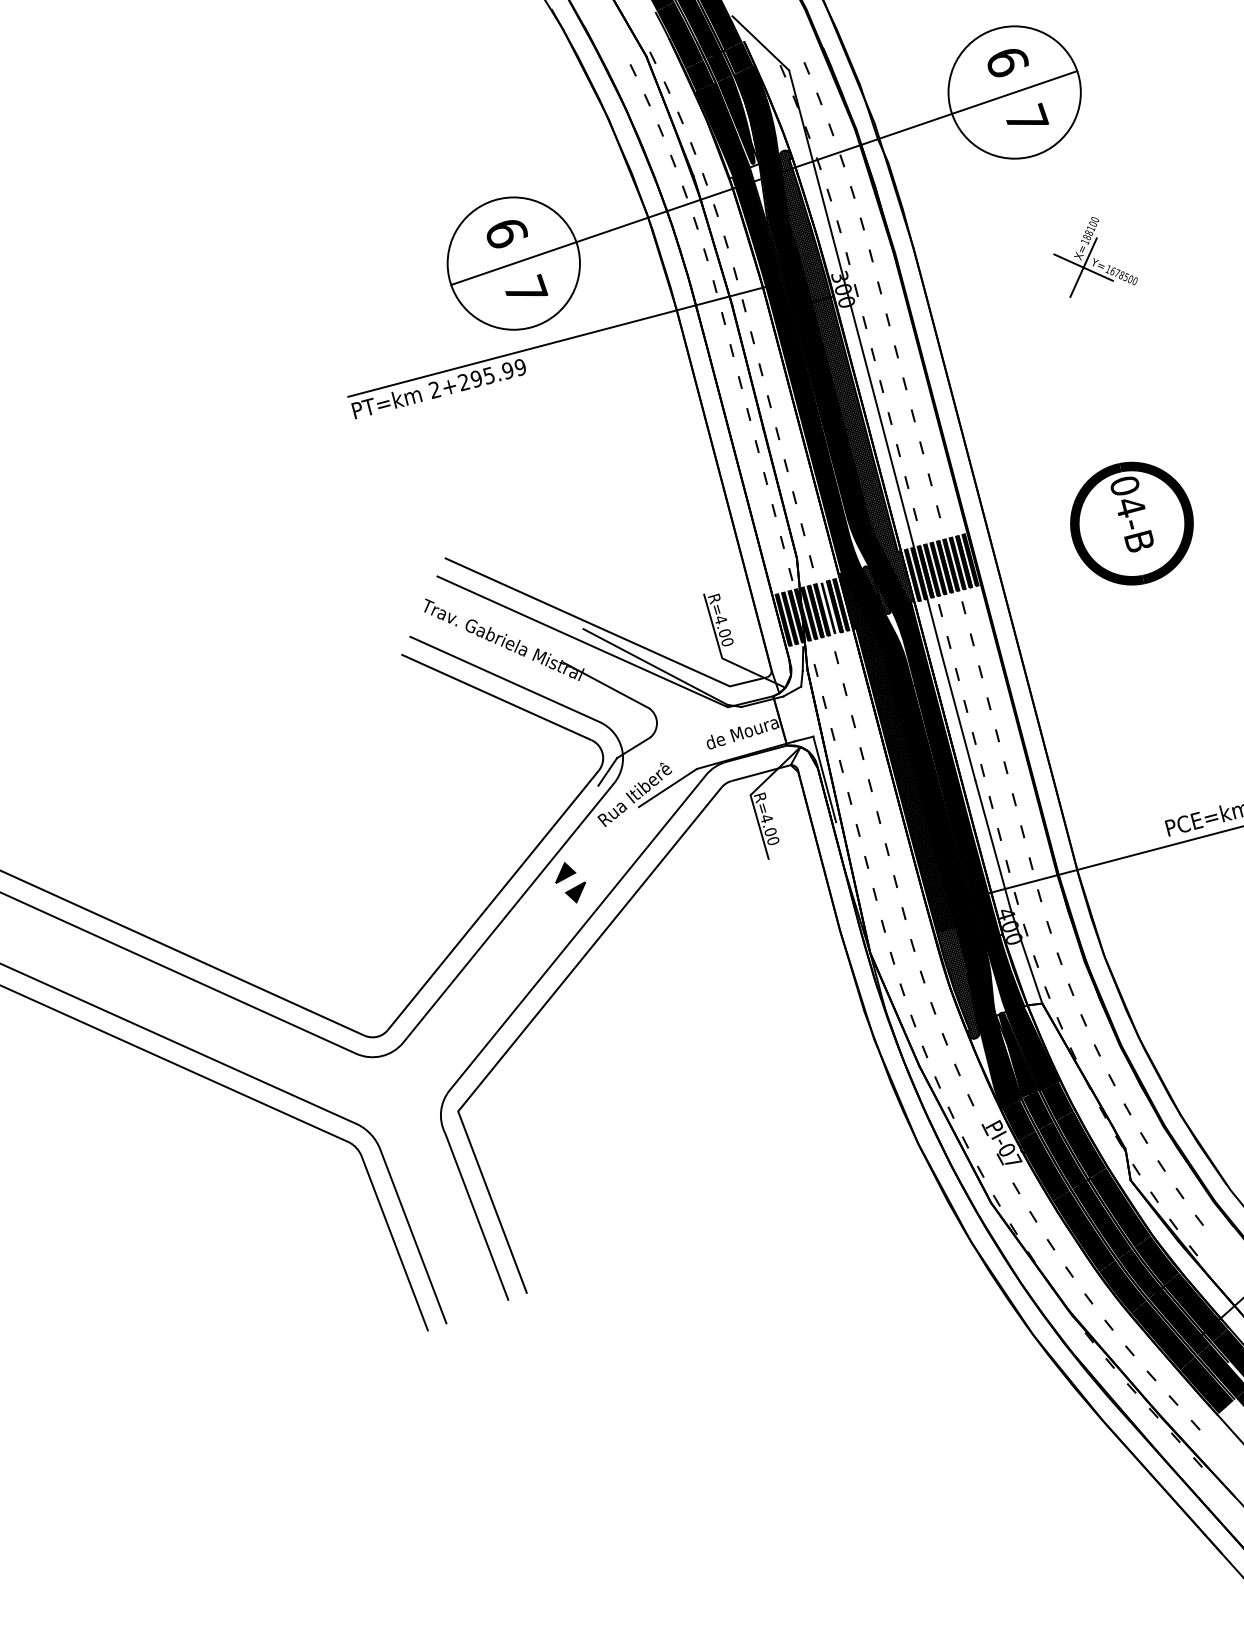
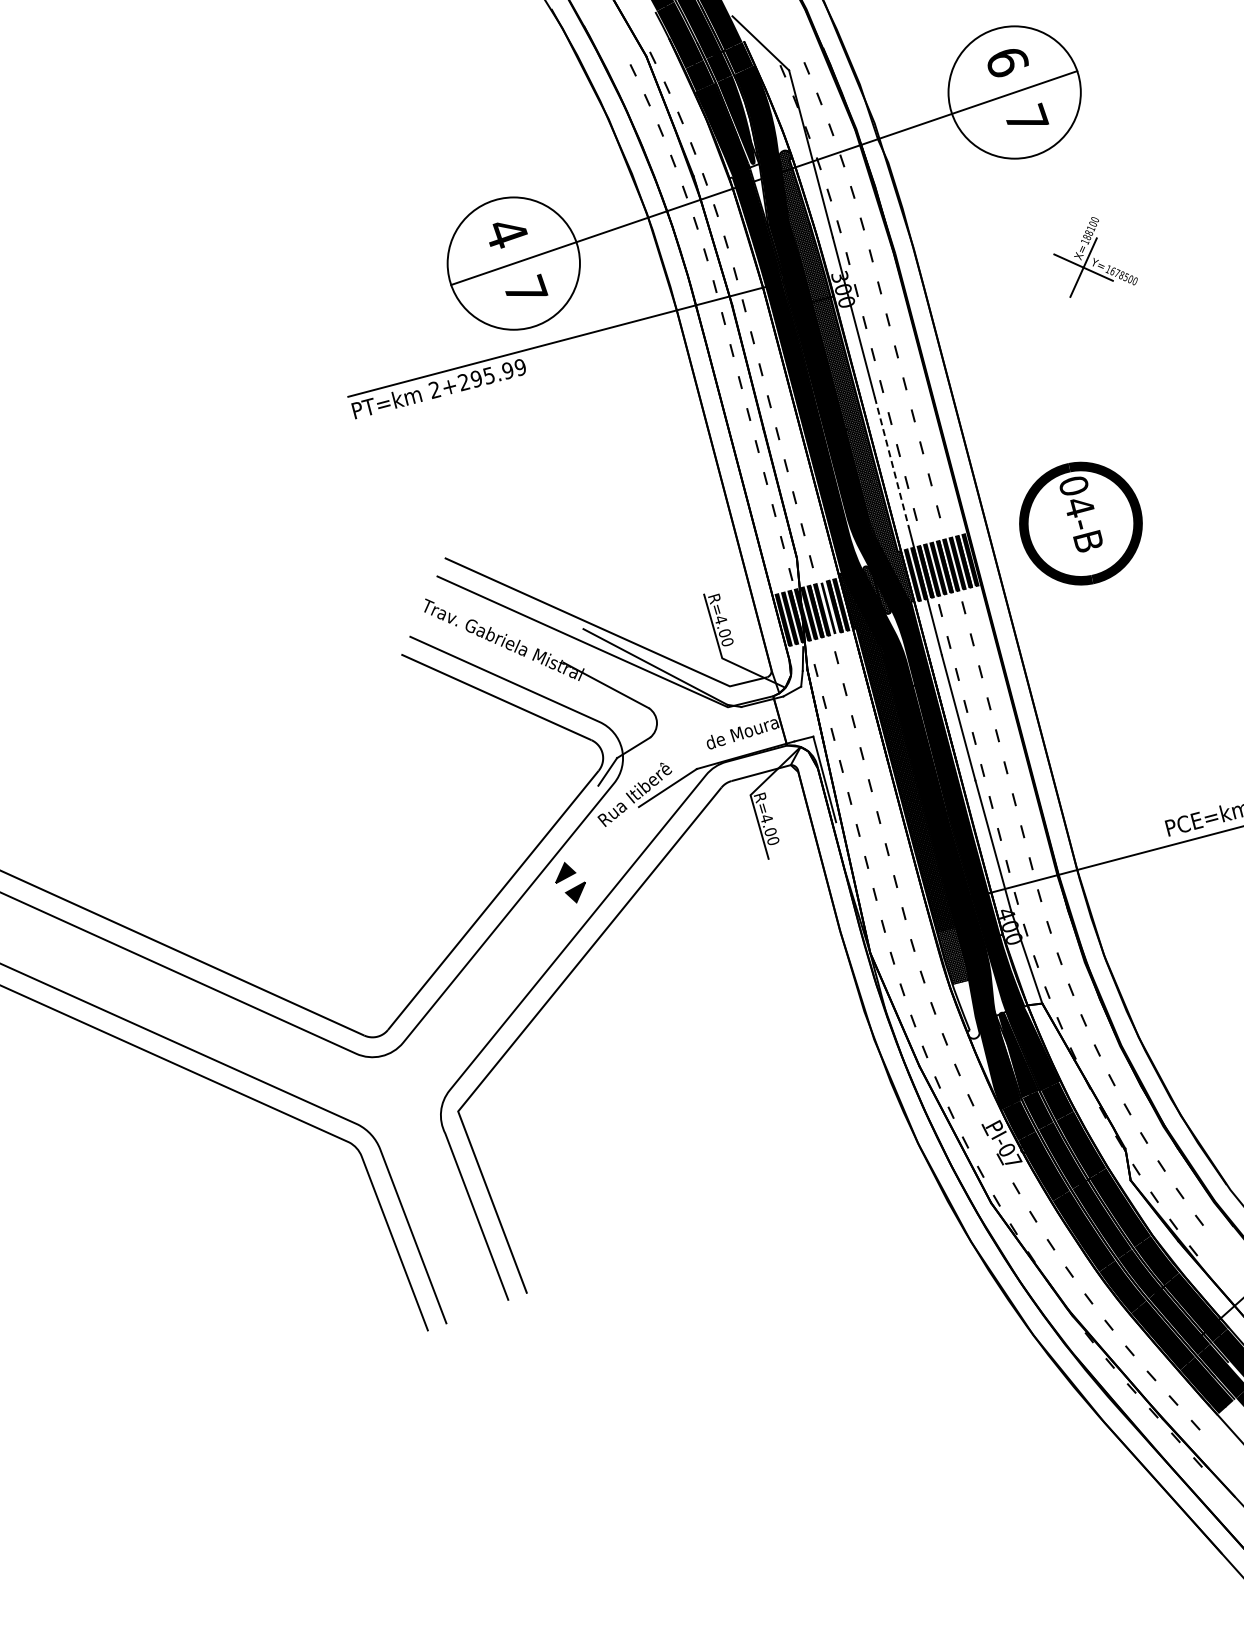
text: 6 -> 4 (506, 234)
line: solid -> dashed (892, 462)
text position: (1131, 523) -> (1080, 523) (1080, 523)
hatch: present -> none (966, 1009)
